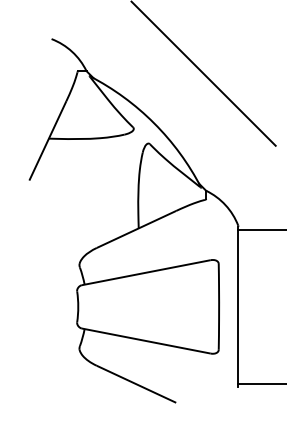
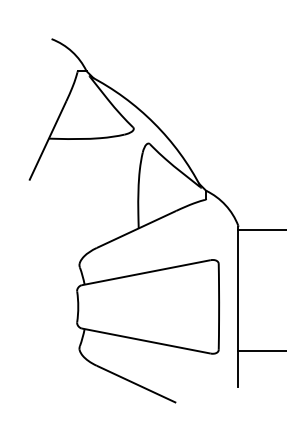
line: present -> none (203, 73)
line position: (260, 384) -> (260, 351) (260, 351)
